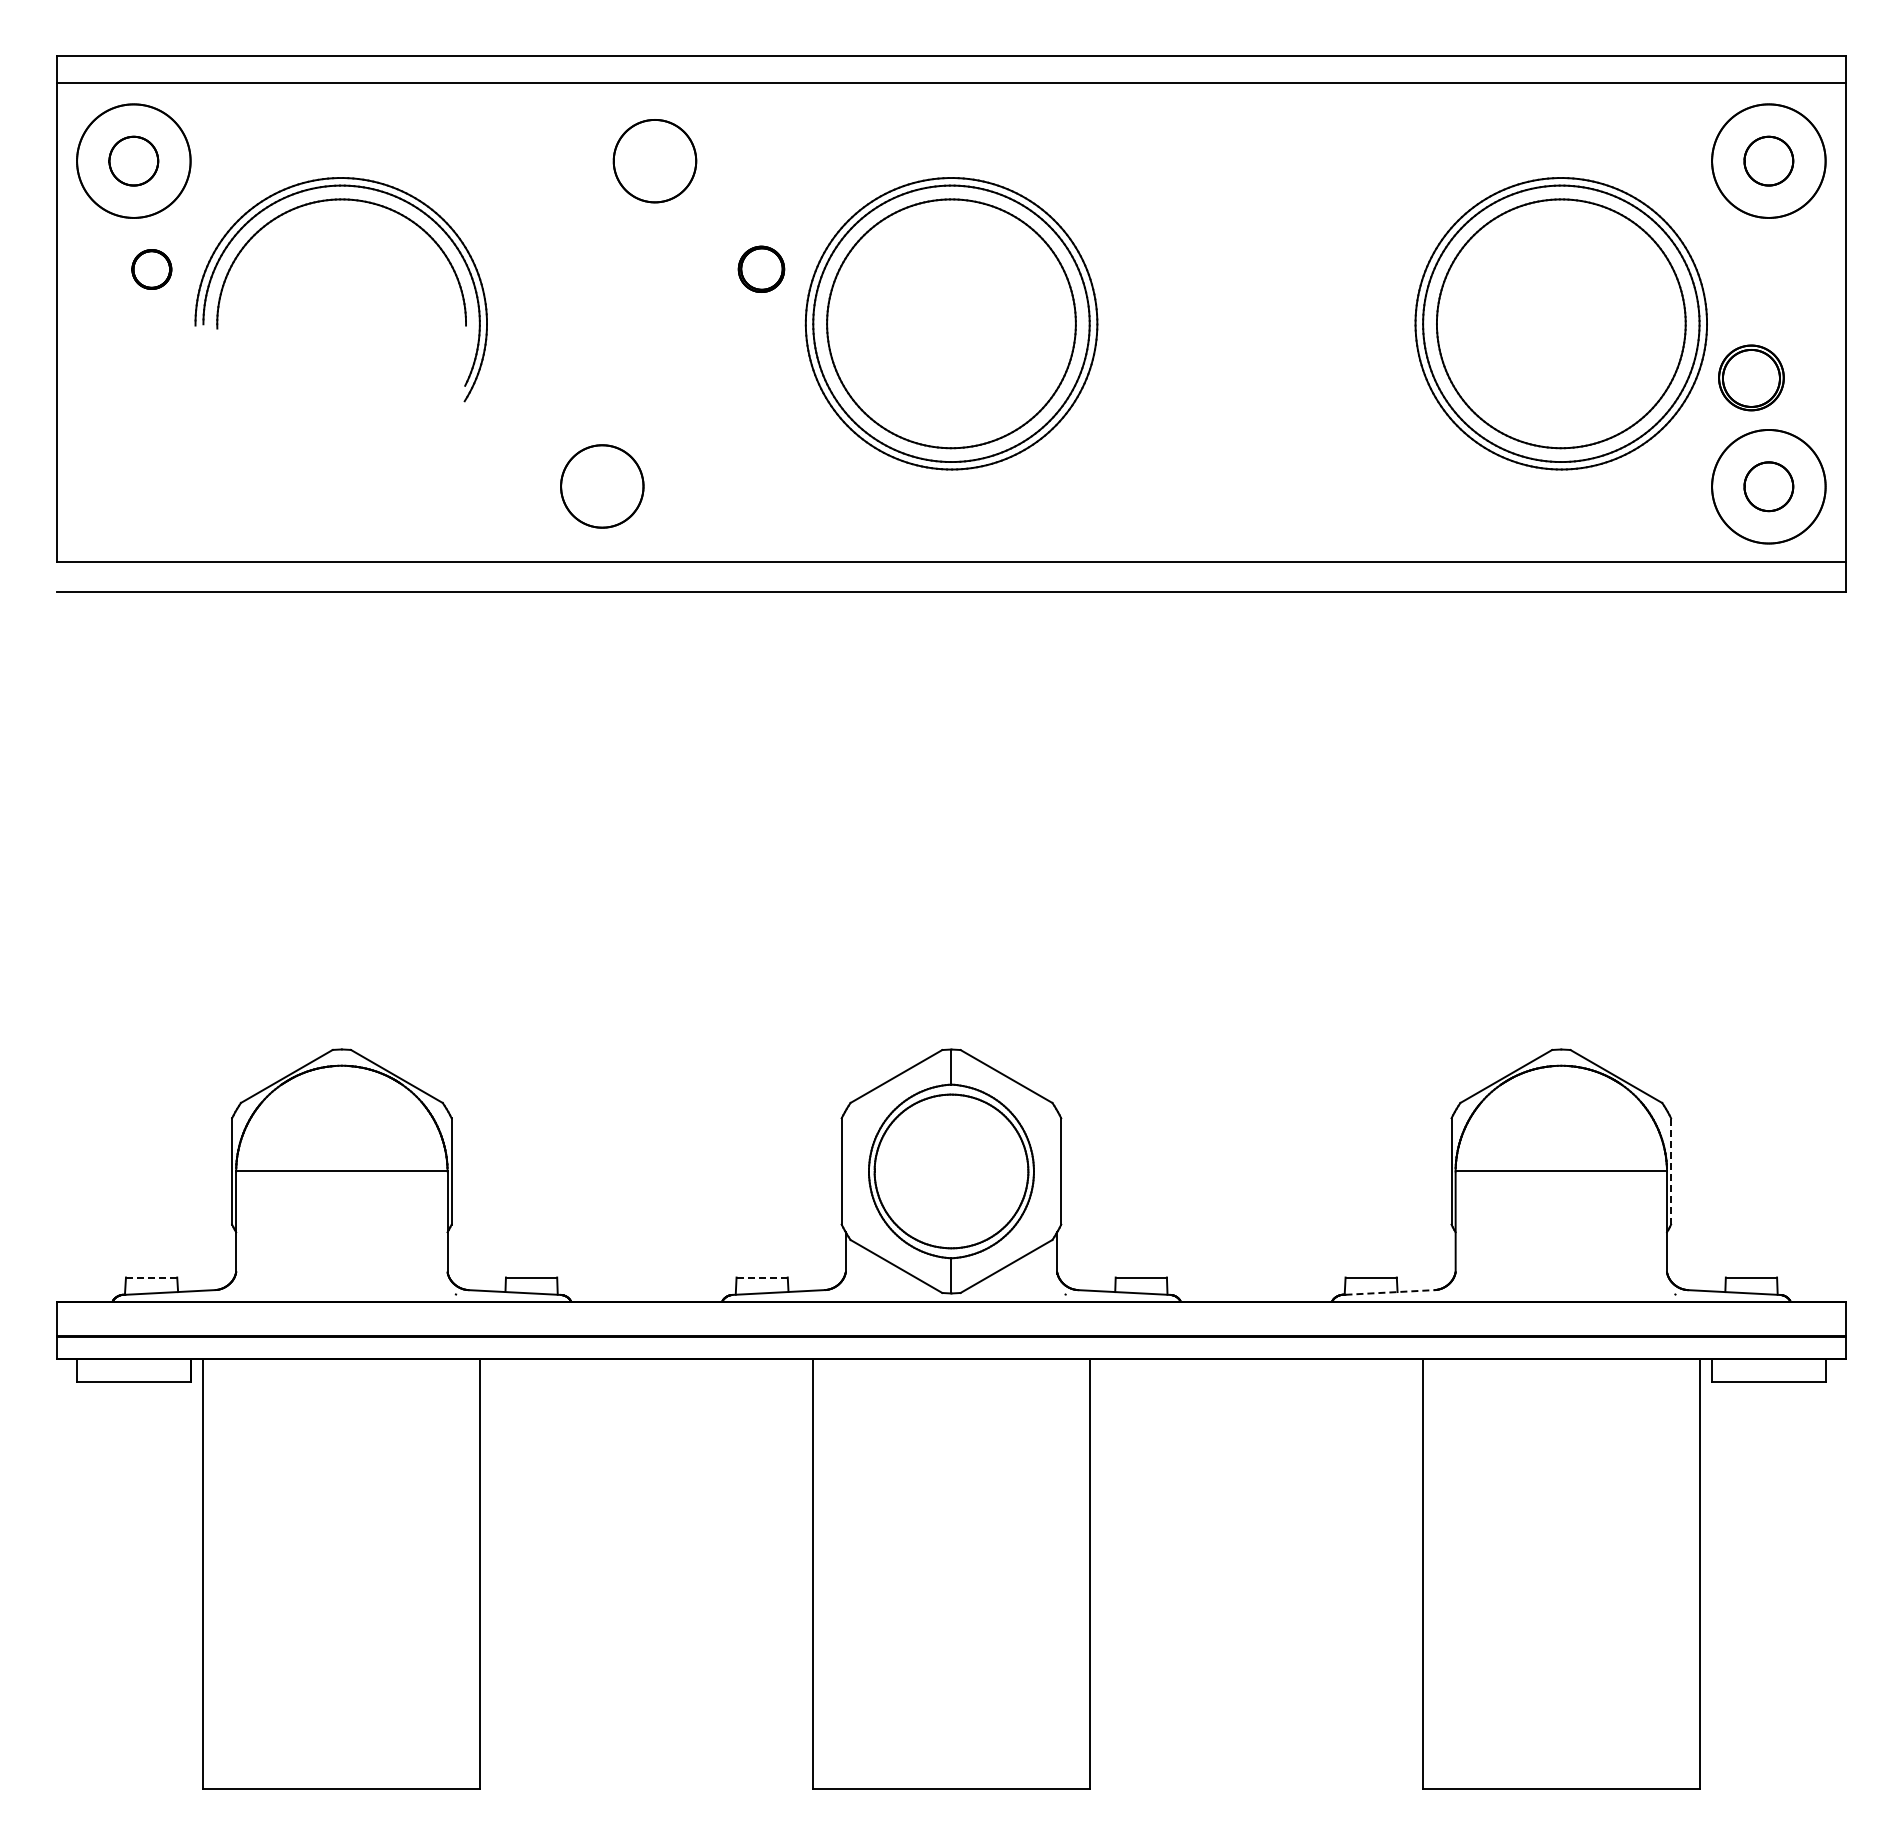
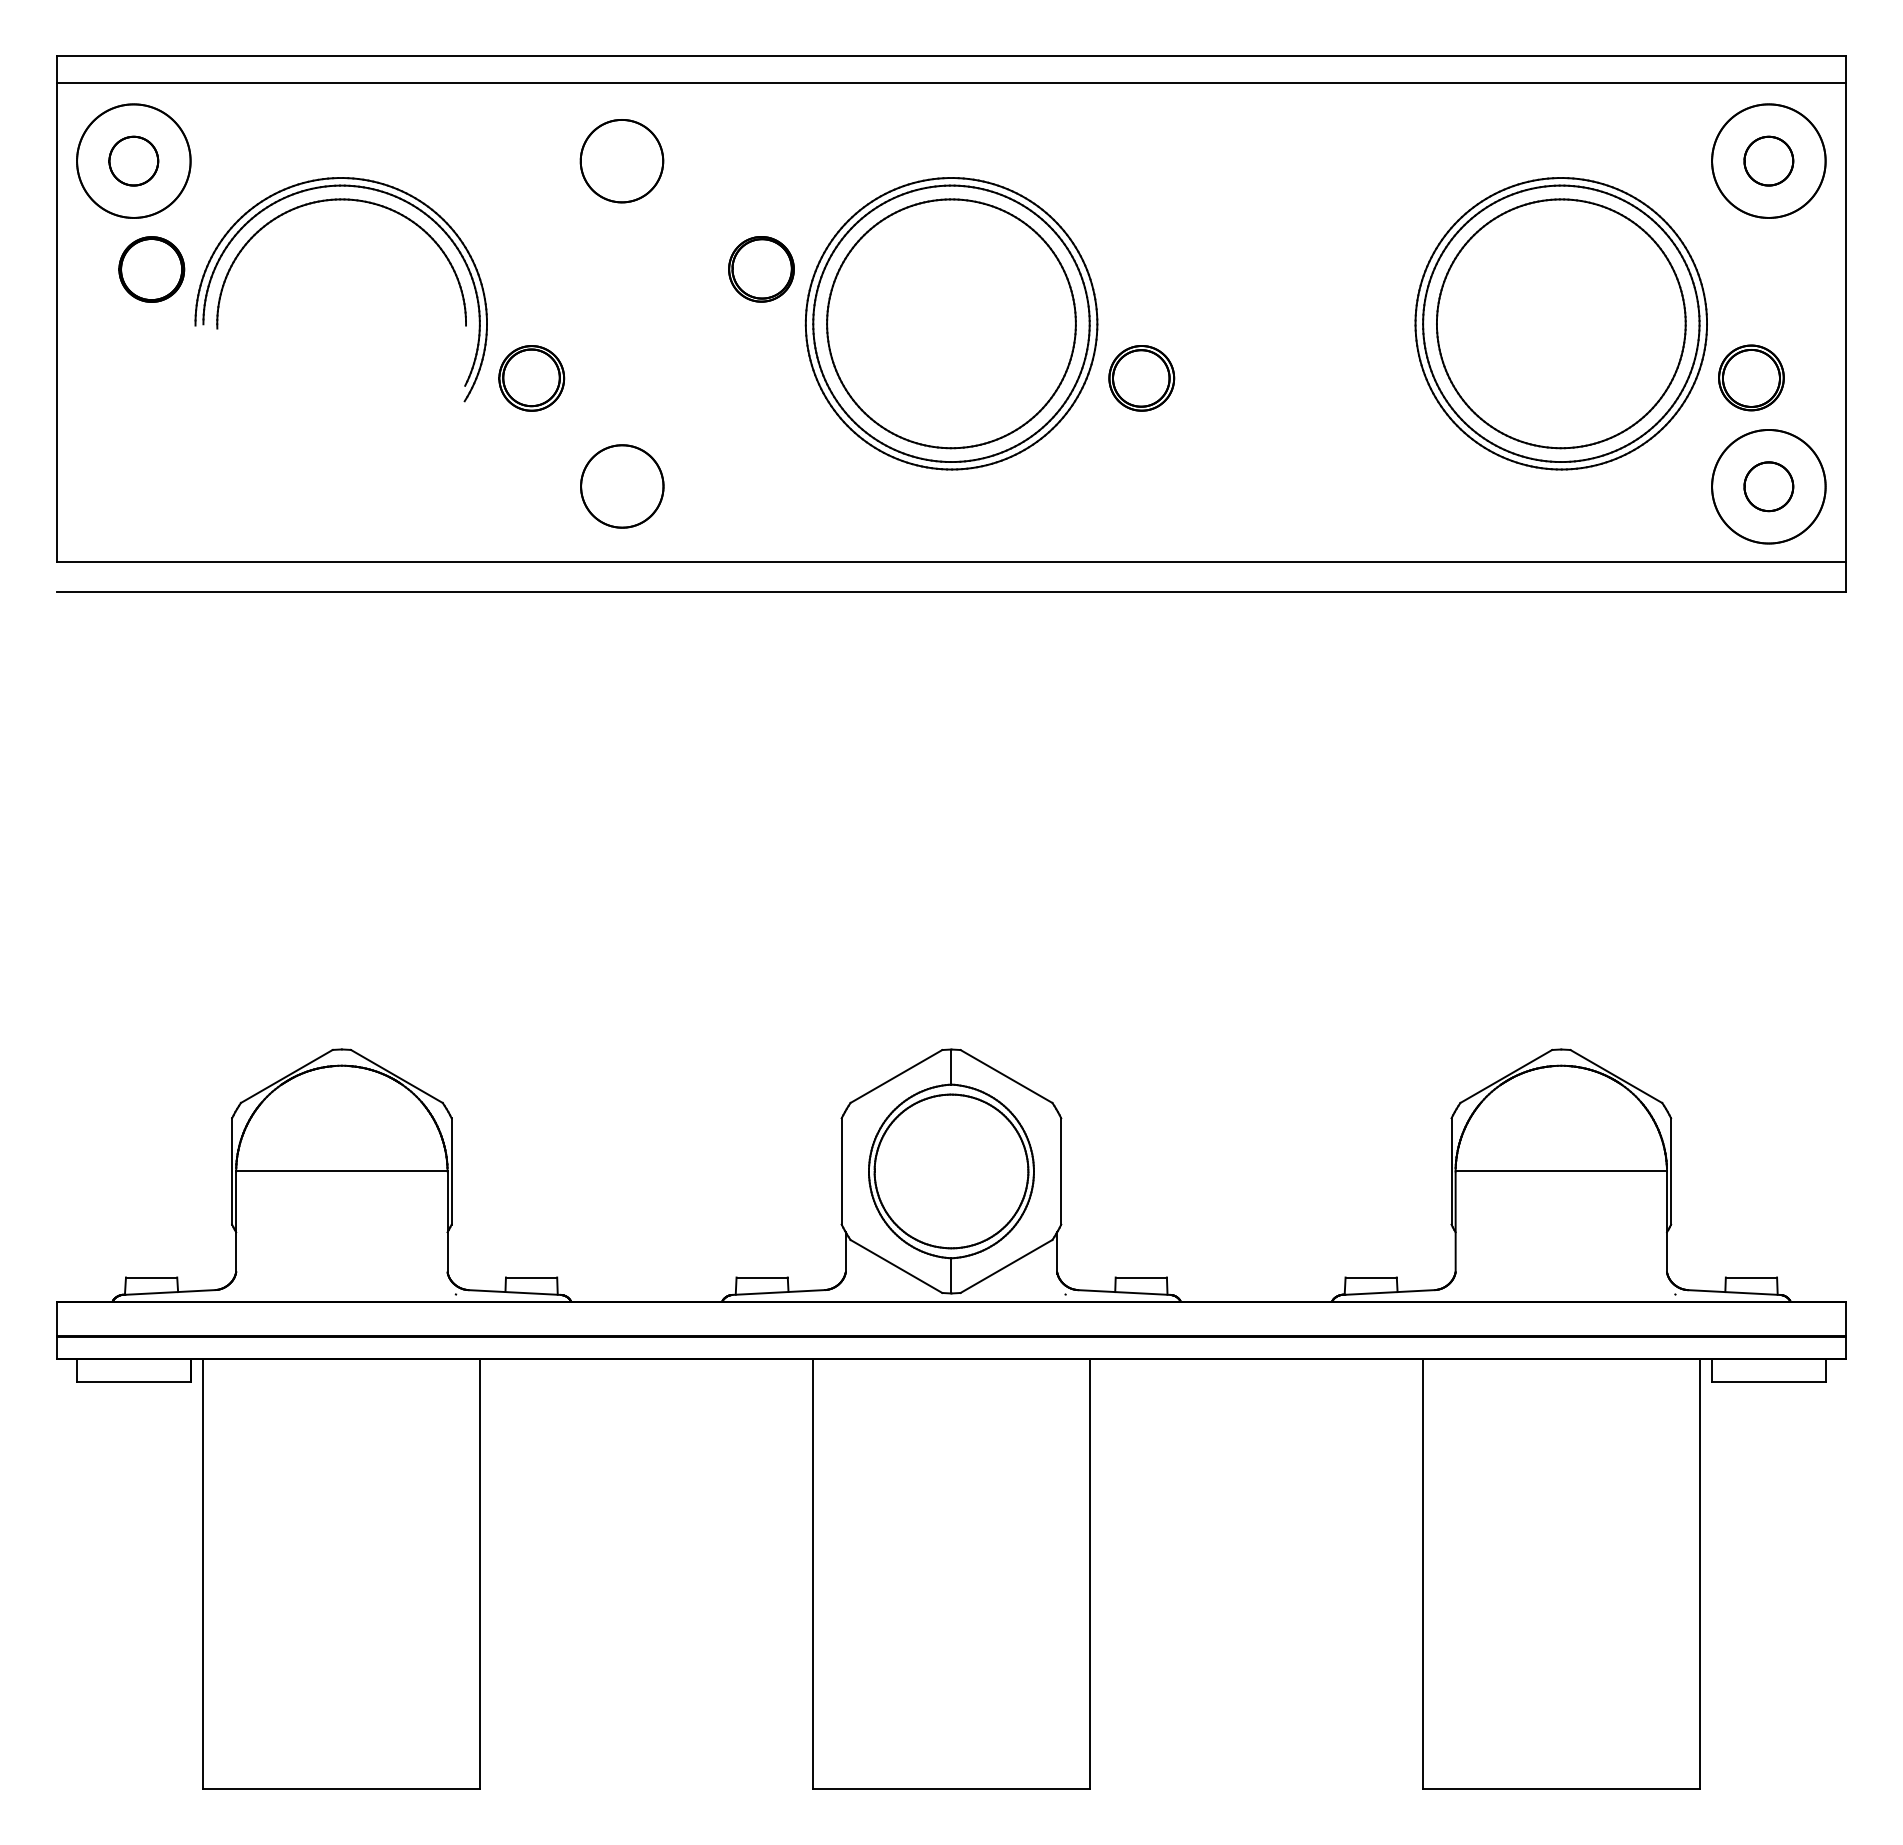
part position: (654, 161) -> (621, 161) (621, 161)
part size: 49x48 px -> 67x67 px (761, 269)
part size: 42x41 px -> 68x67 px (151, 269)
part: none -> present (531, 378)
part: none -> present (1141, 378)
part position: (602, 486) -> (622, 486) (622, 486)
line: dashed -> solid (1671, 1170)
line: dashed -> solid (151, 1277)
line: dashed -> solid (762, 1277)
line: dashed -> solid (1390, 1292)
